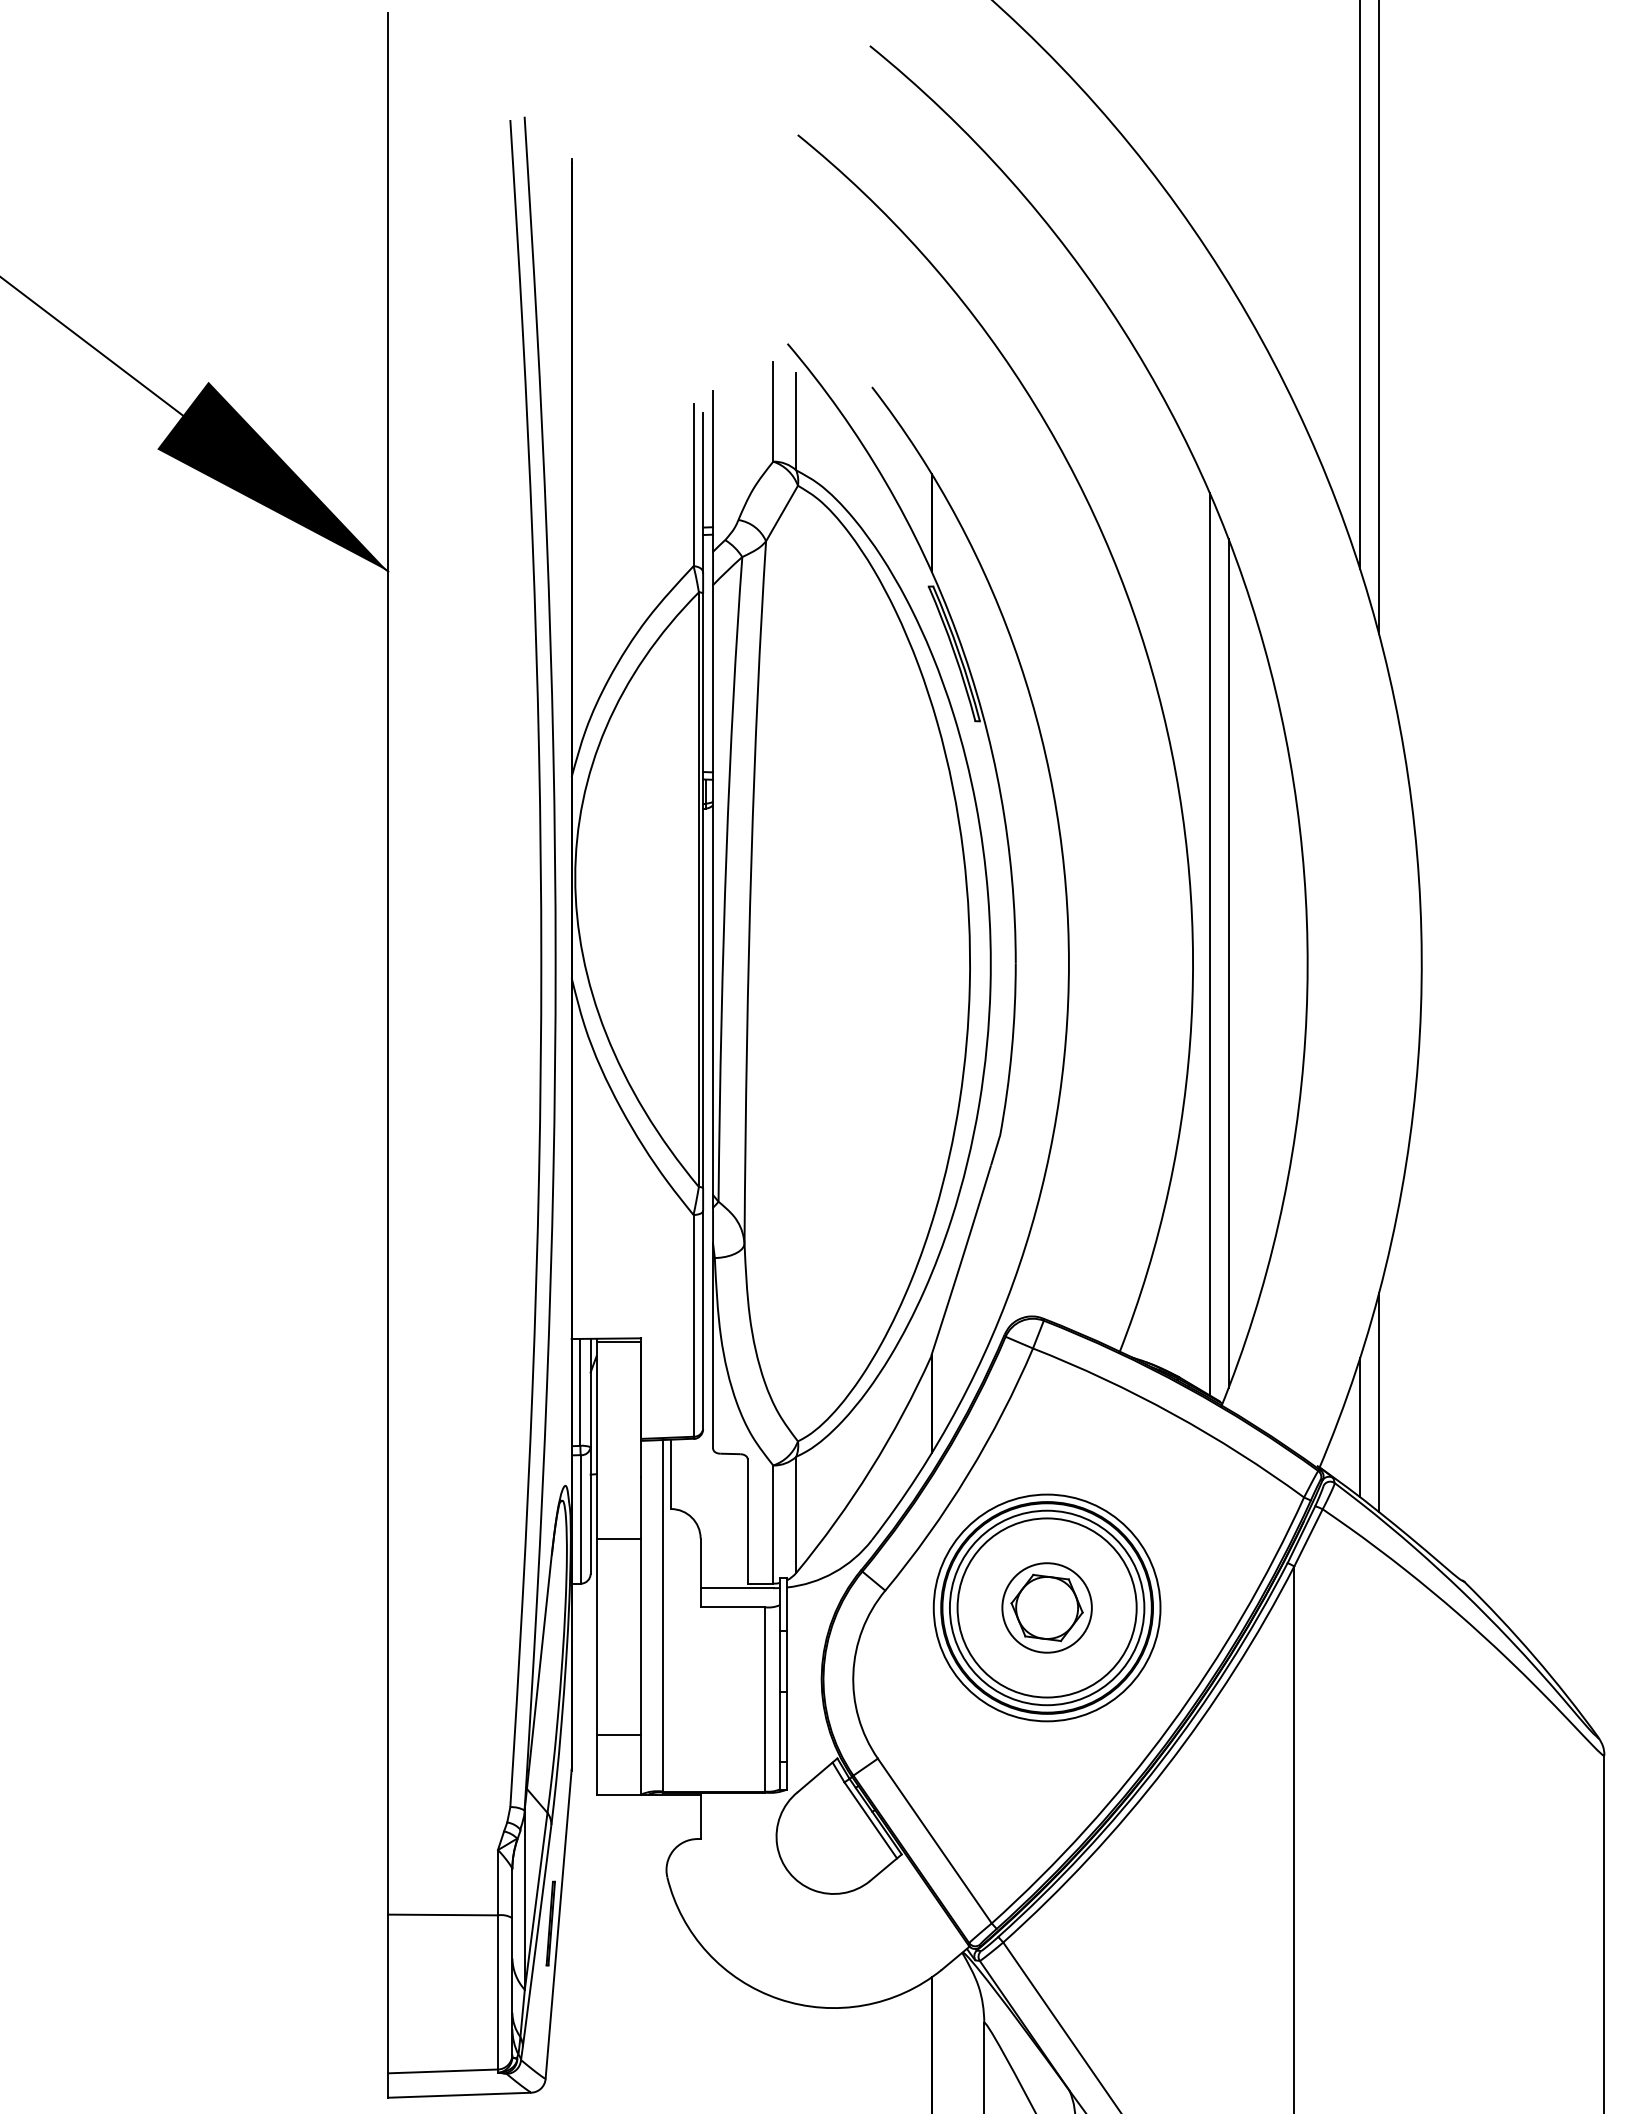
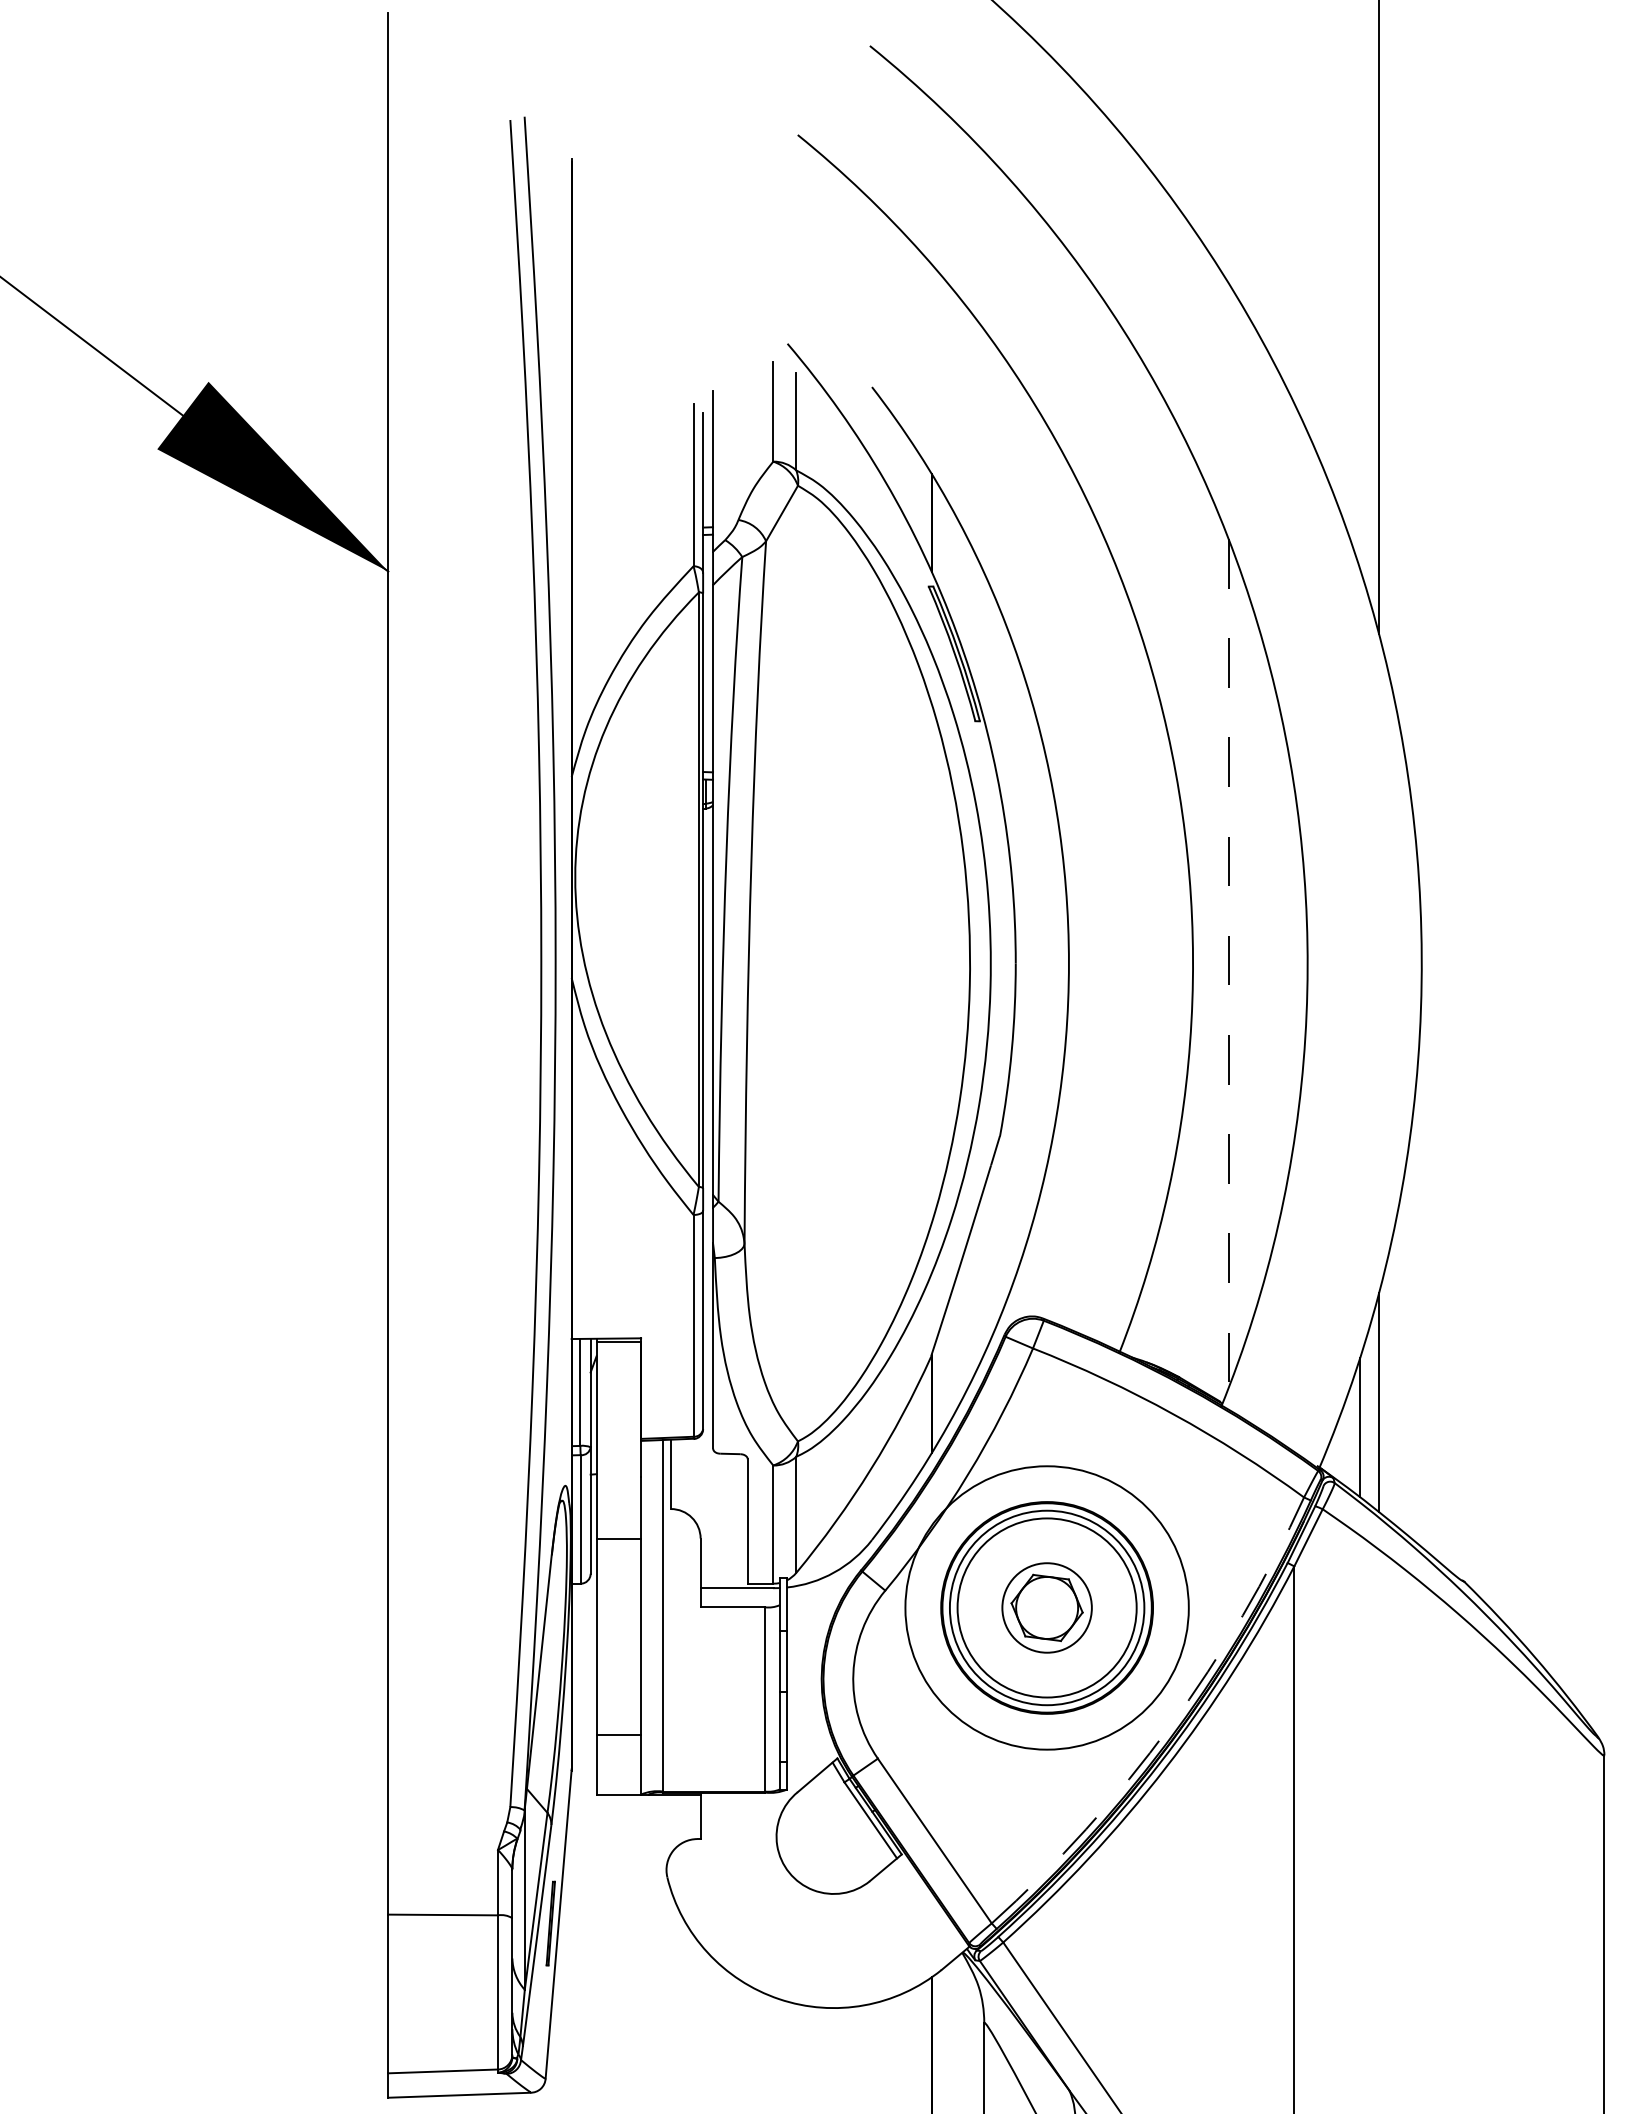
line: present -> none (1360, 285)
line: present -> none (1209, 943)
line: solid -> dashed (1228, 963)
circle diameter: 227 px -> 283 px (1046, 1607)
arc: solid -> dashed (1169, 1726)
